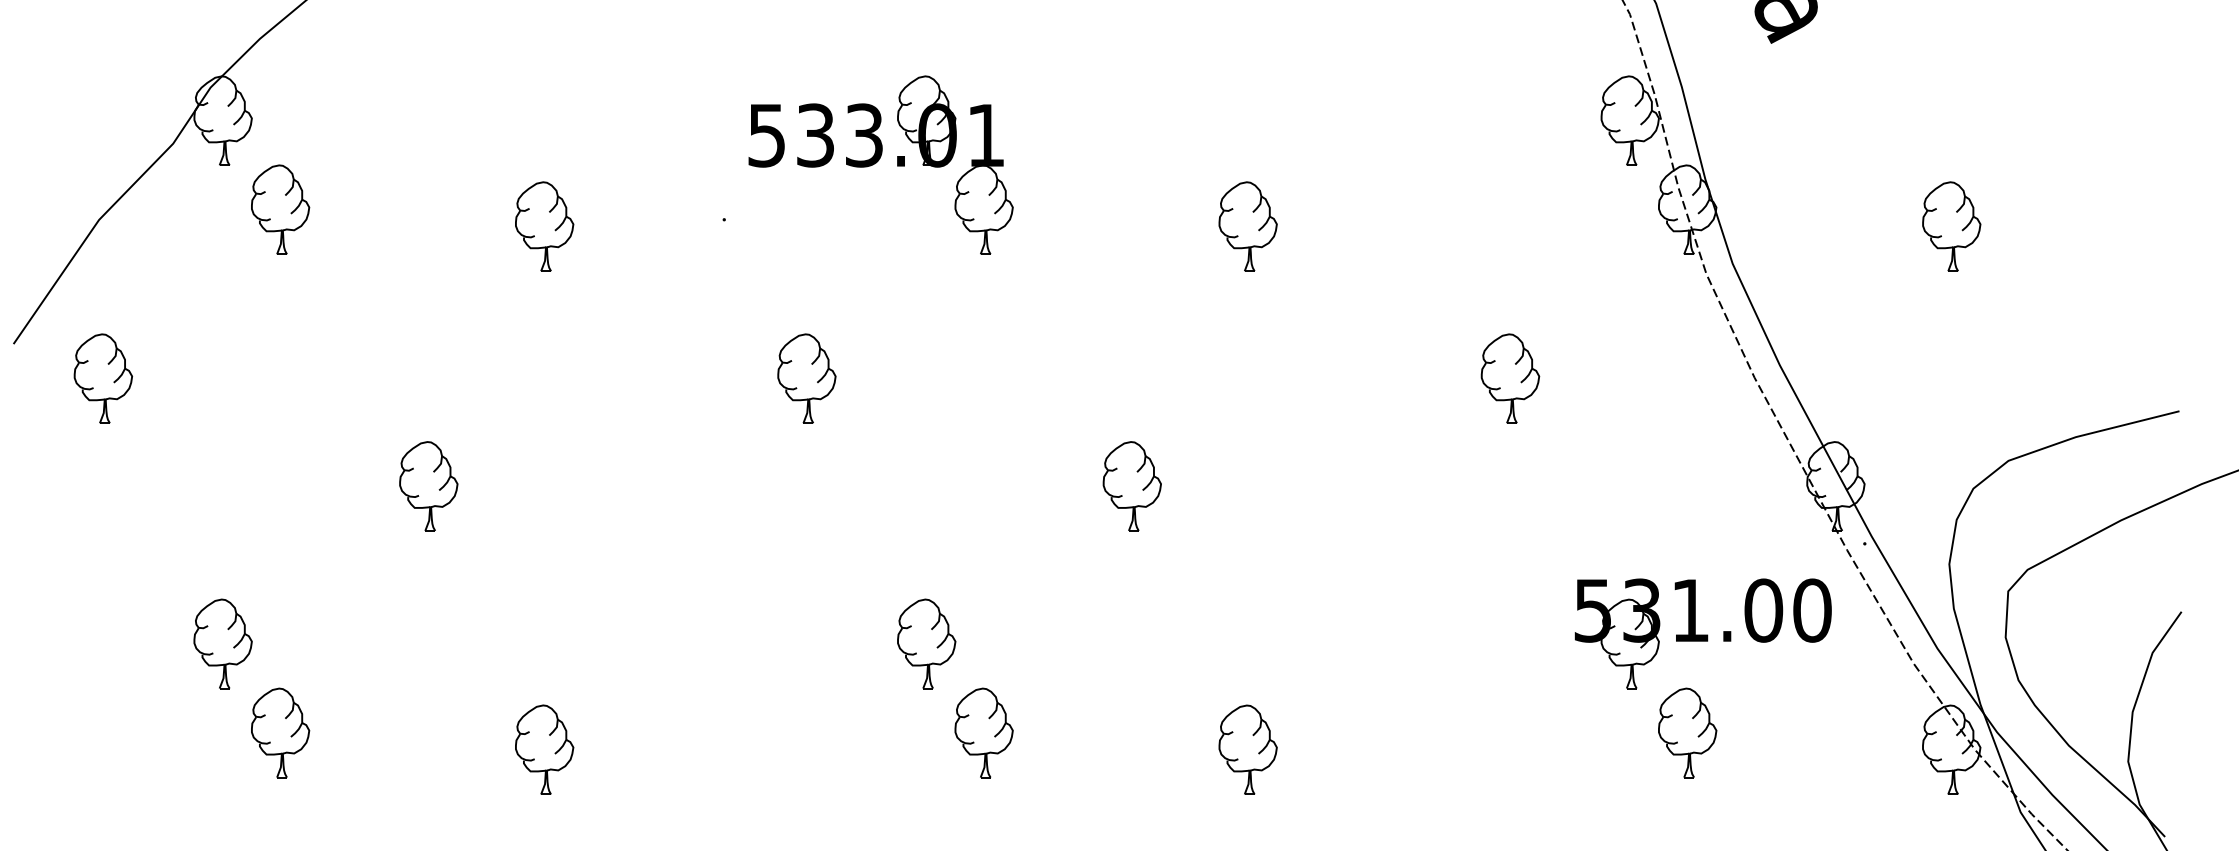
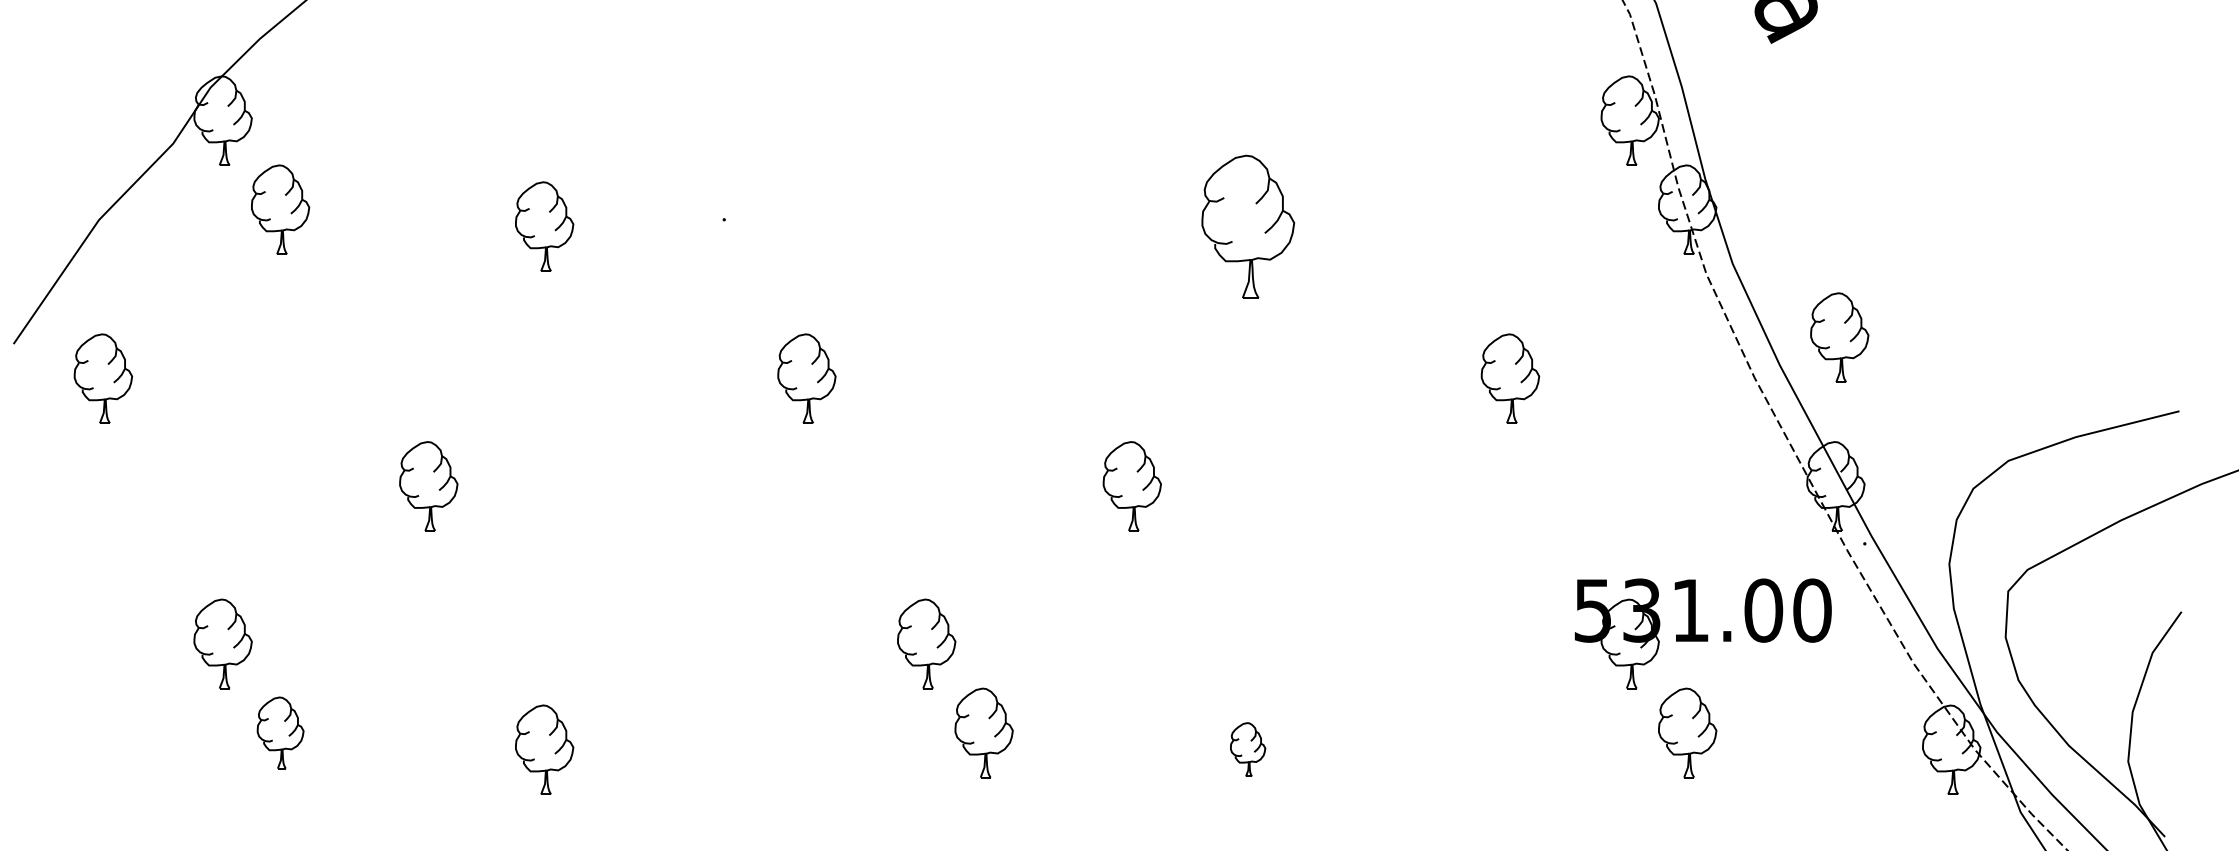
part: present -> none (880, 164)
part size: 60x91 px -> 95x145 px (1248, 226)
part position: (1951, 226) -> (1839, 337) (1839, 337)
part size: 60x92 px -> 49x74 px (280, 732)
part size: 60x91 px -> 37x55 px (1248, 749)
